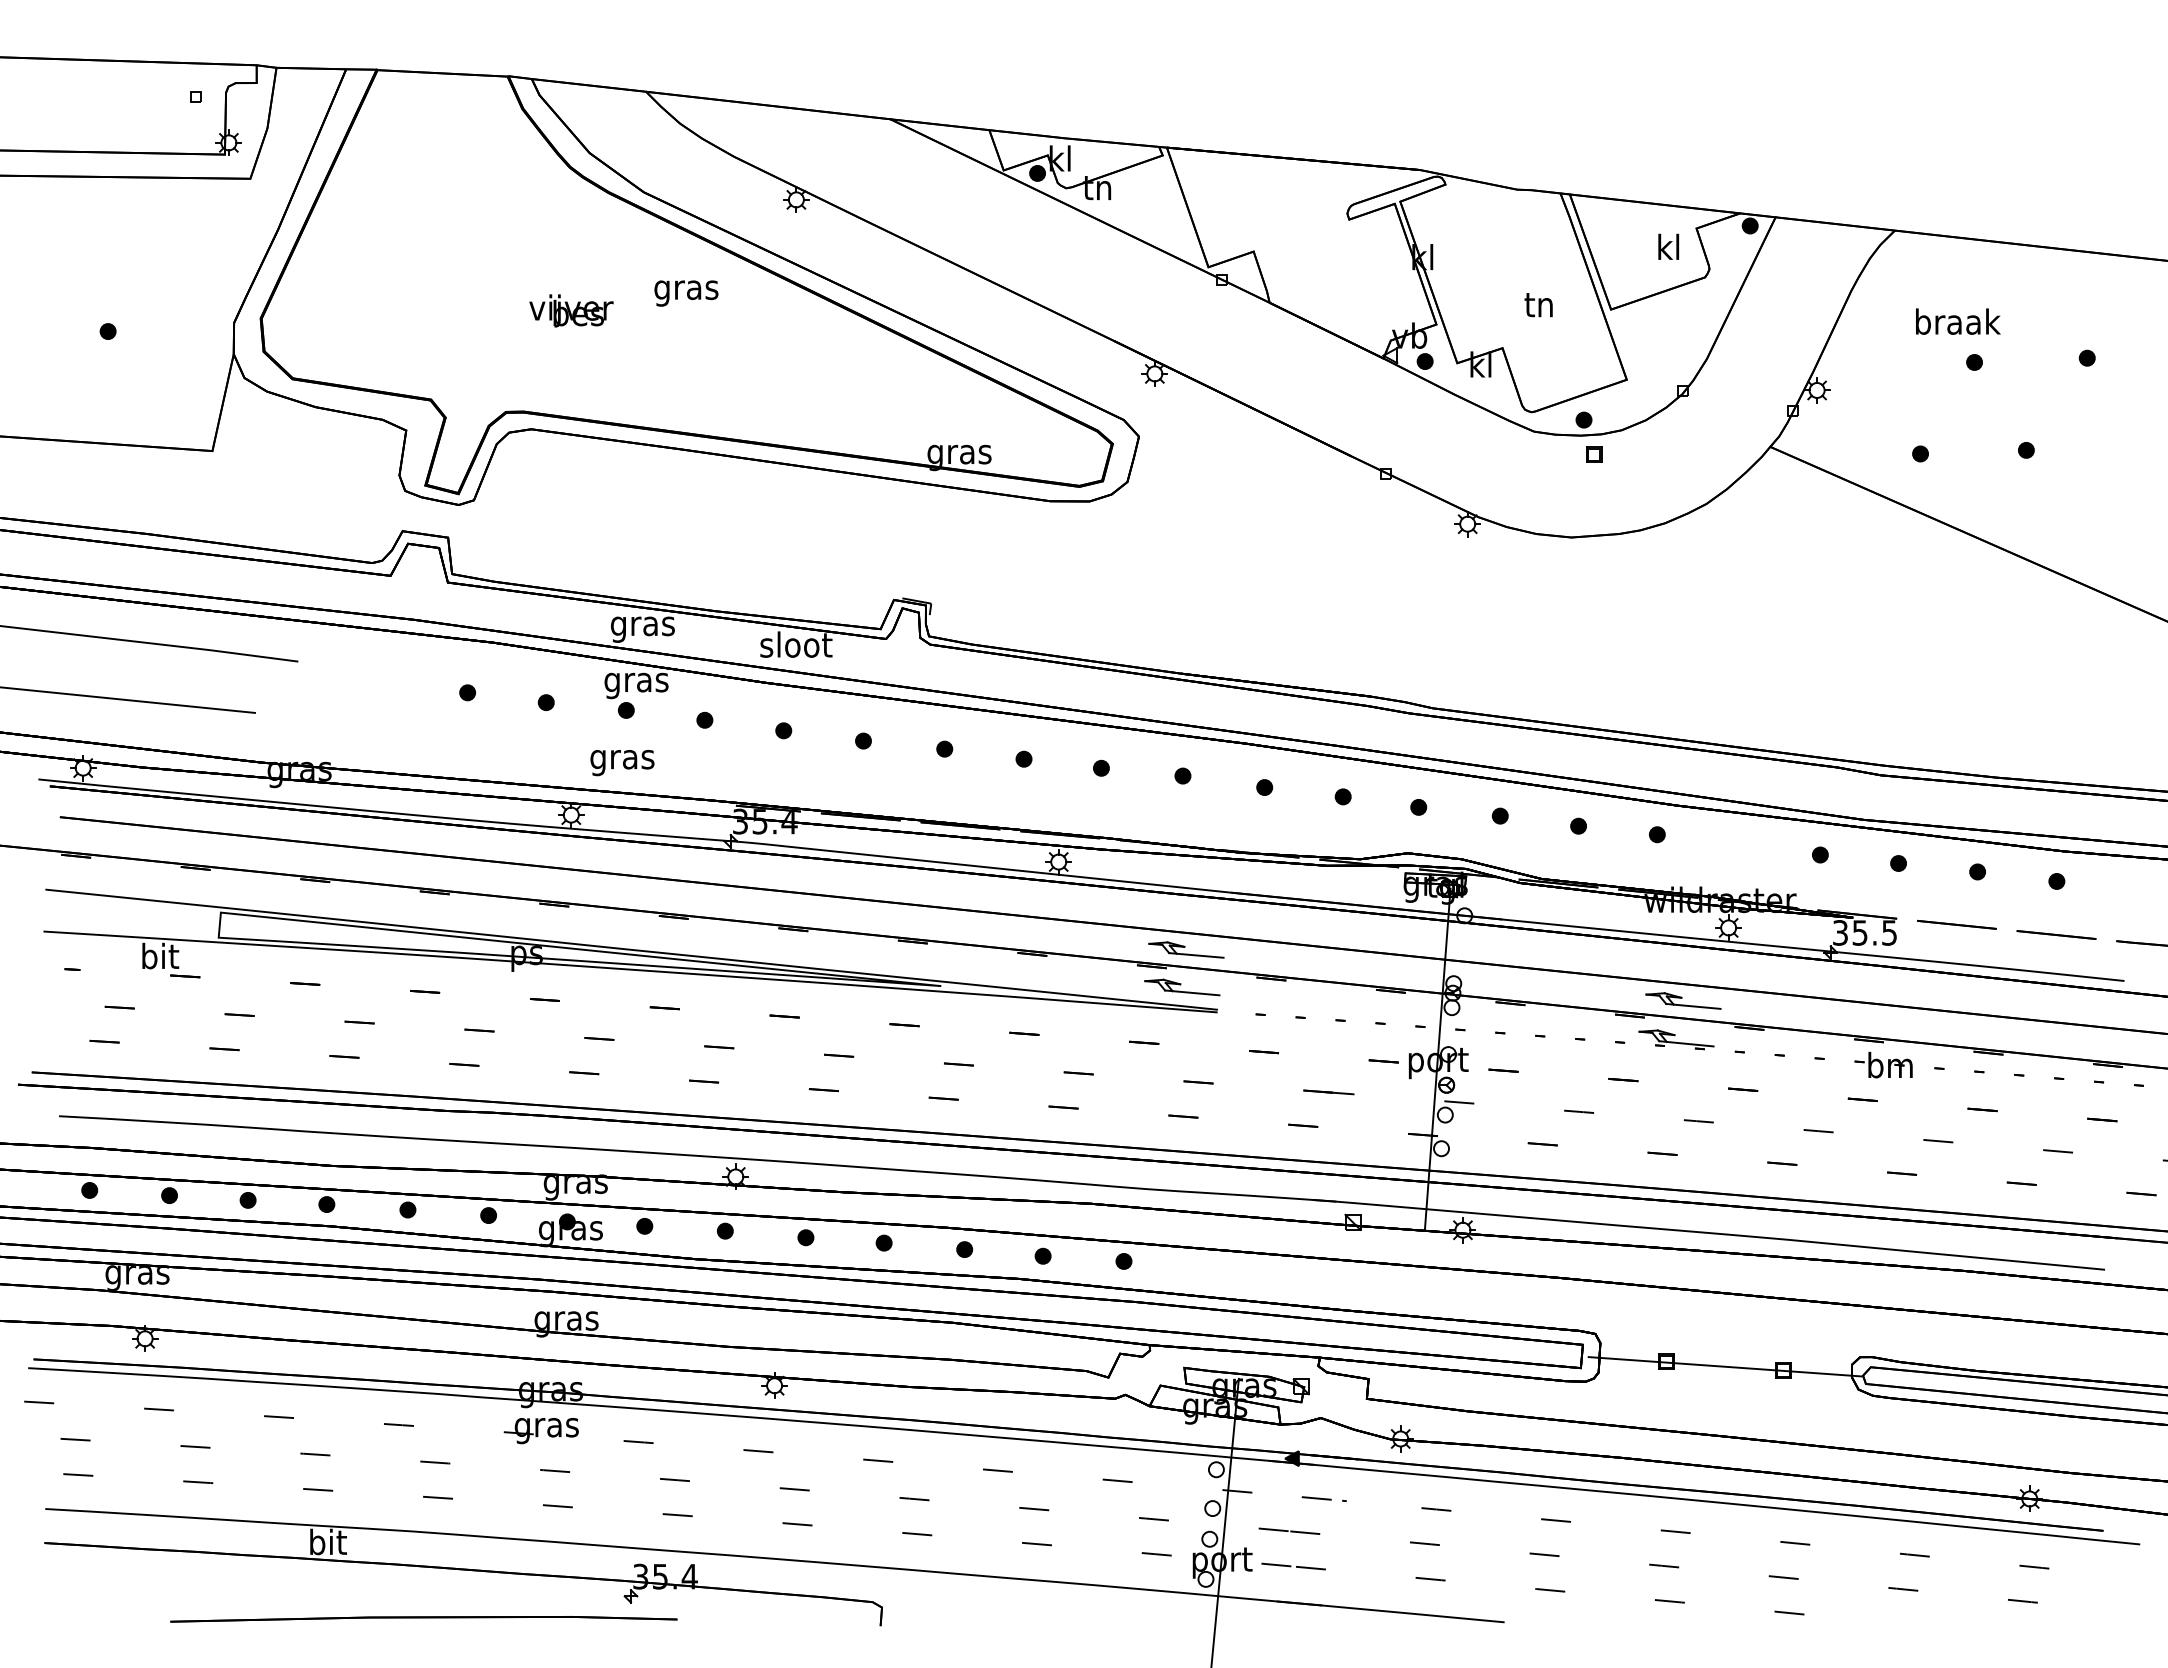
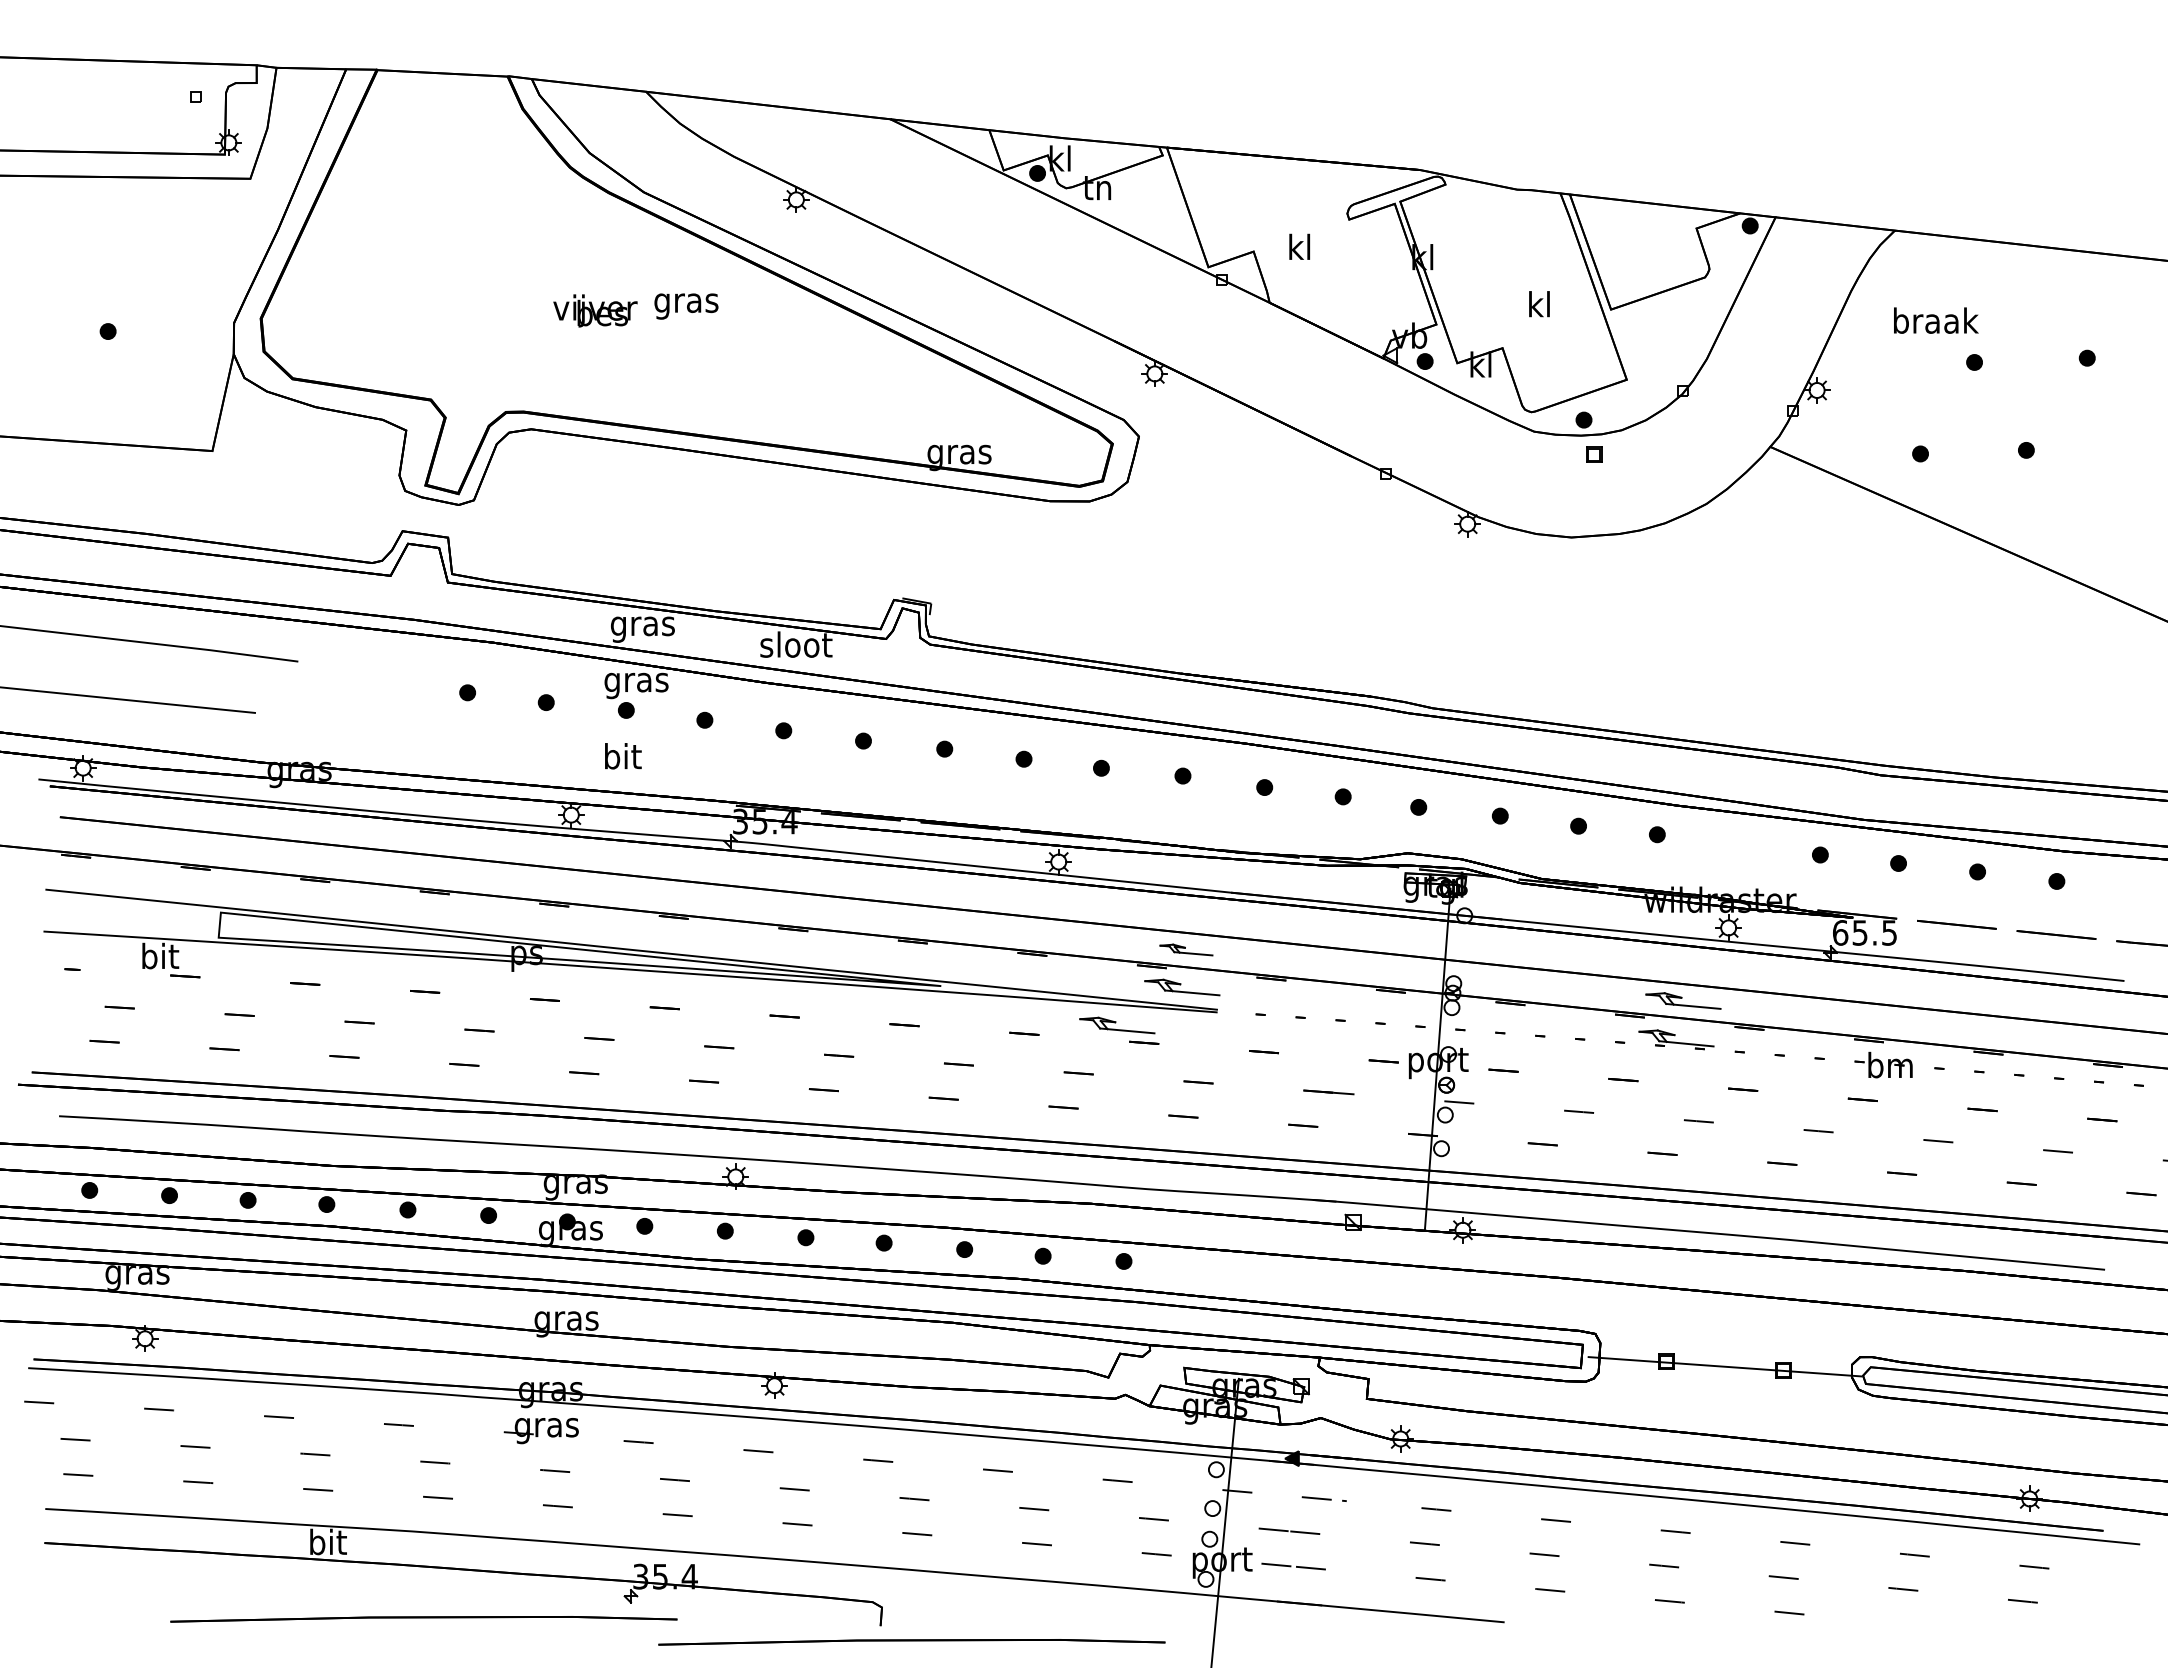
text position: (1668, 246) -> (1299, 246) (1299, 246)
text position: (686, 293) -> (686, 306) (686, 306)
text: tn -> kl (1538, 304)
text position: (571, 310) -> (595, 310) (595, 310)
text position: (1958, 321) -> (1936, 320) (1936, 320)
text: gras -> bit (622, 759)
text: 35.5 -> 65.5 (1840, 932)
part size: 77x18 px -> 55x14 px (1186, 949)
part: none -> present (1117, 1025)
part: none -> present (911, 1642)
